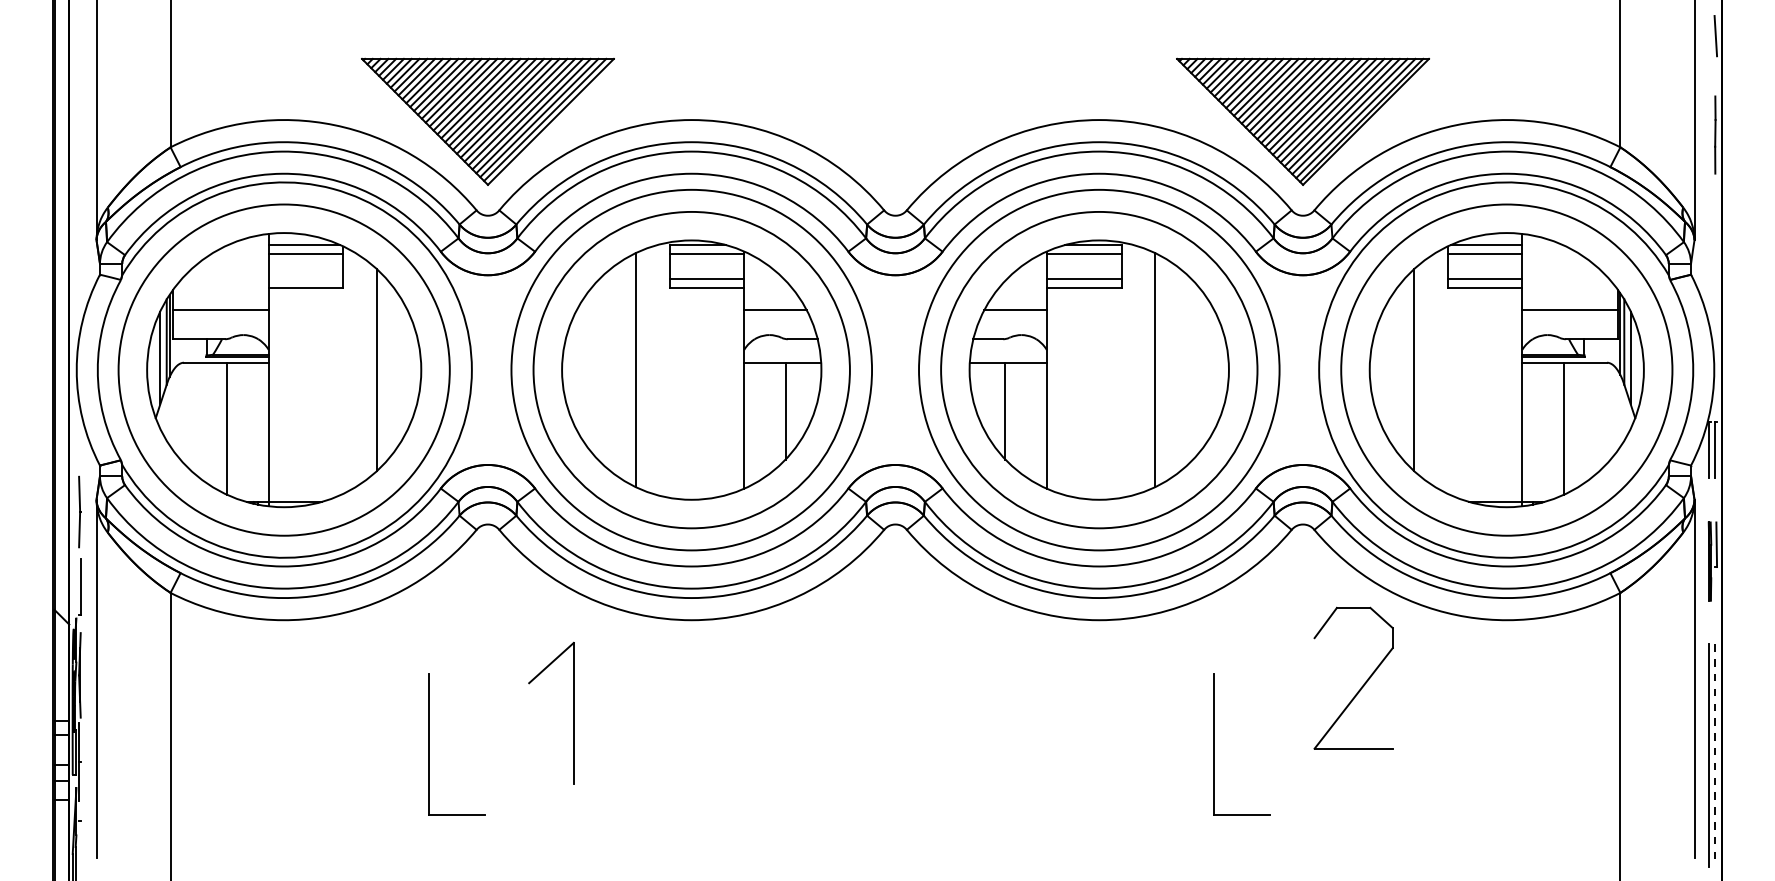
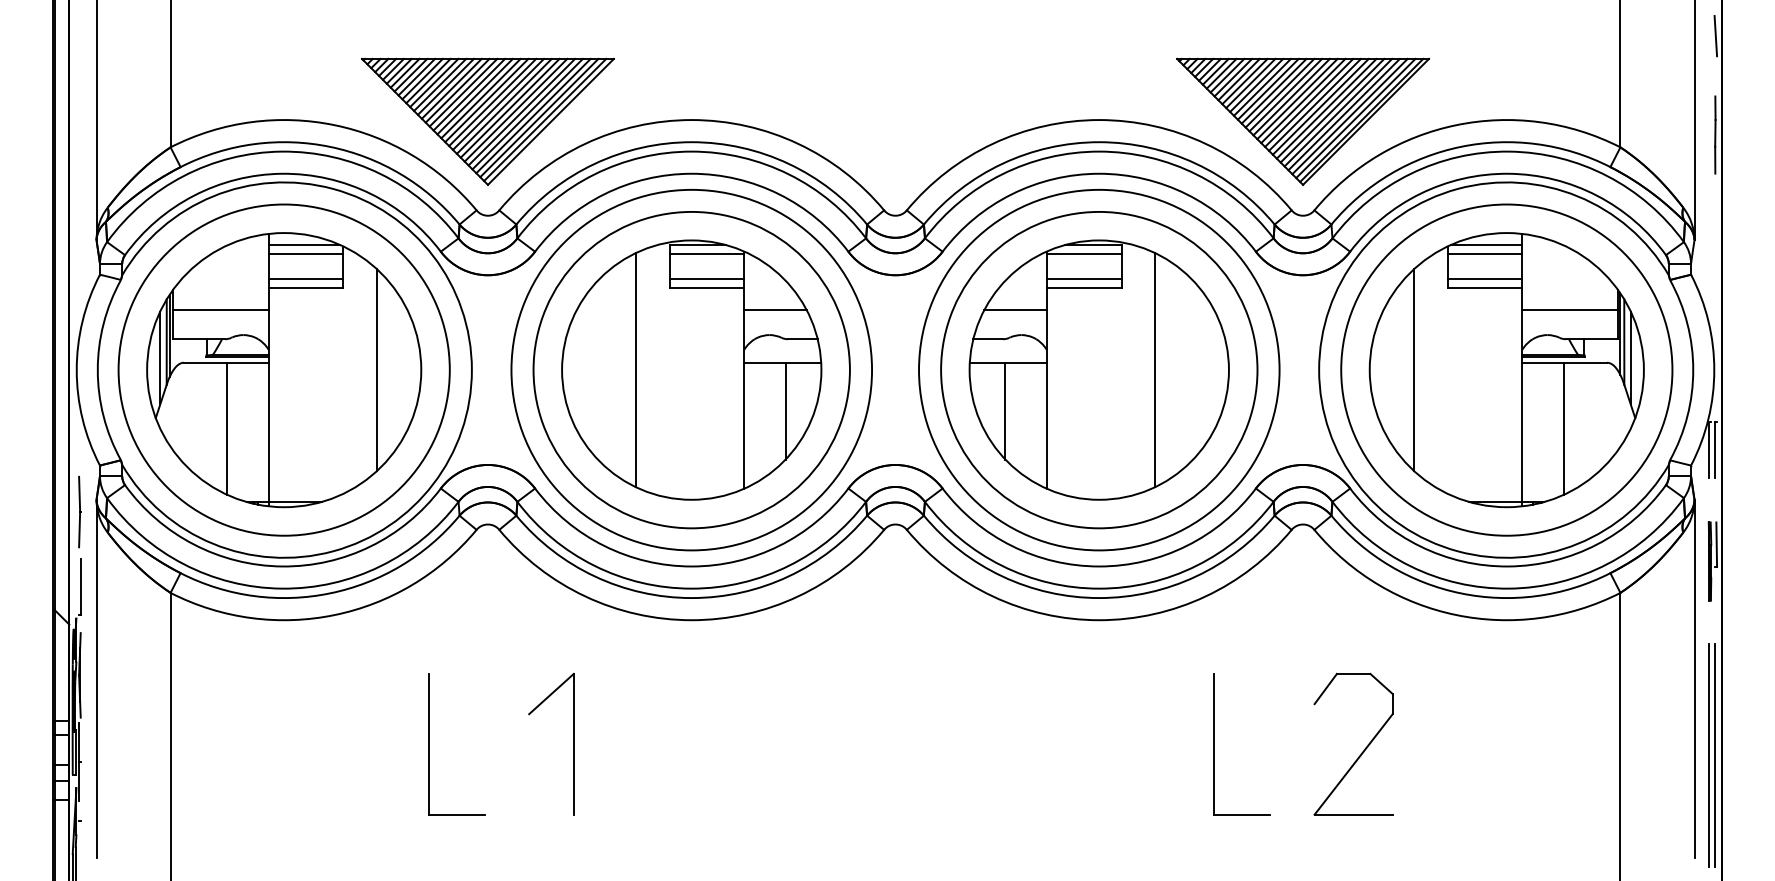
line: none -> present (305, 279)
part position: (1362, 685) -> (1362, 751) (1362, 751)
part position: (573, 712) -> (573, 743) (573, 743)
line: dashed -> solid (1714, 755)
